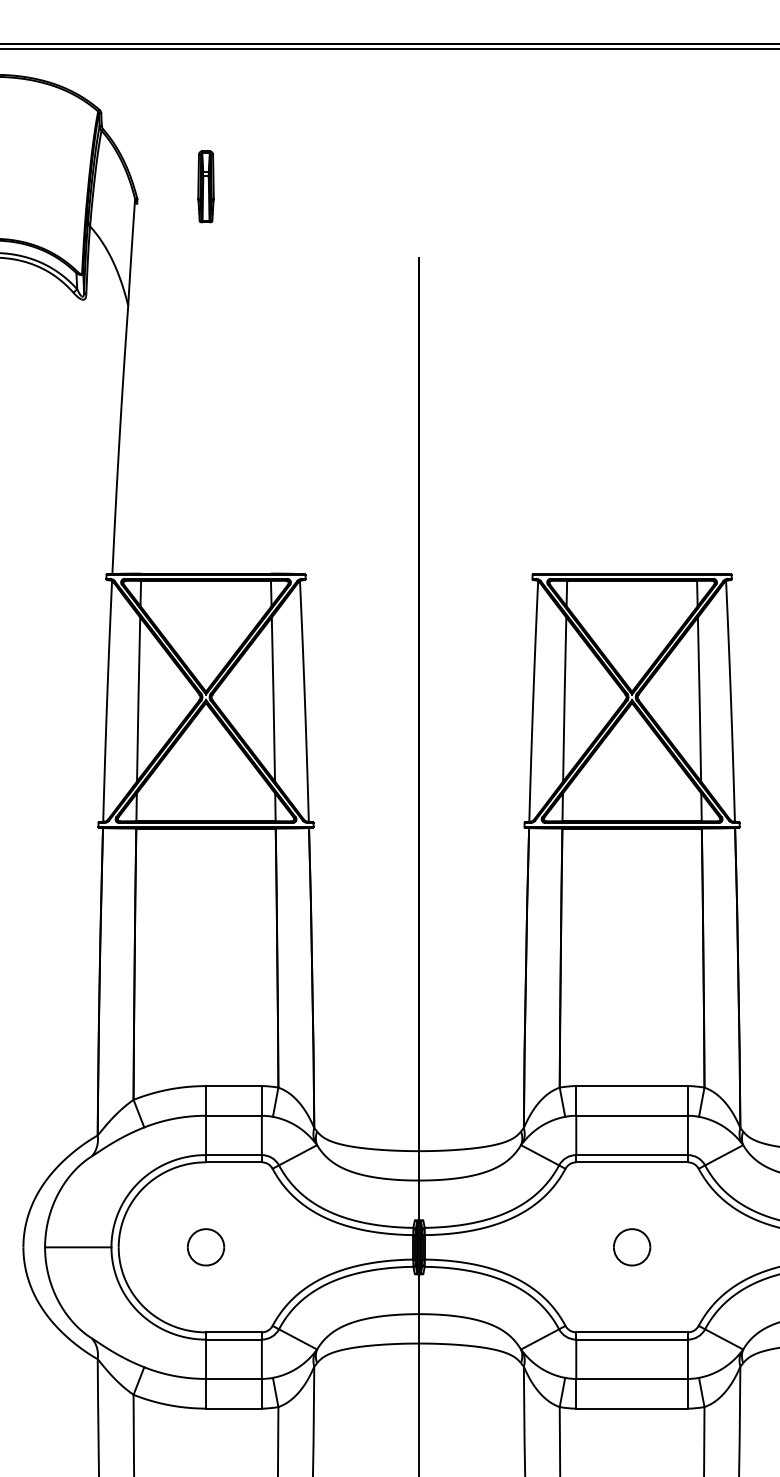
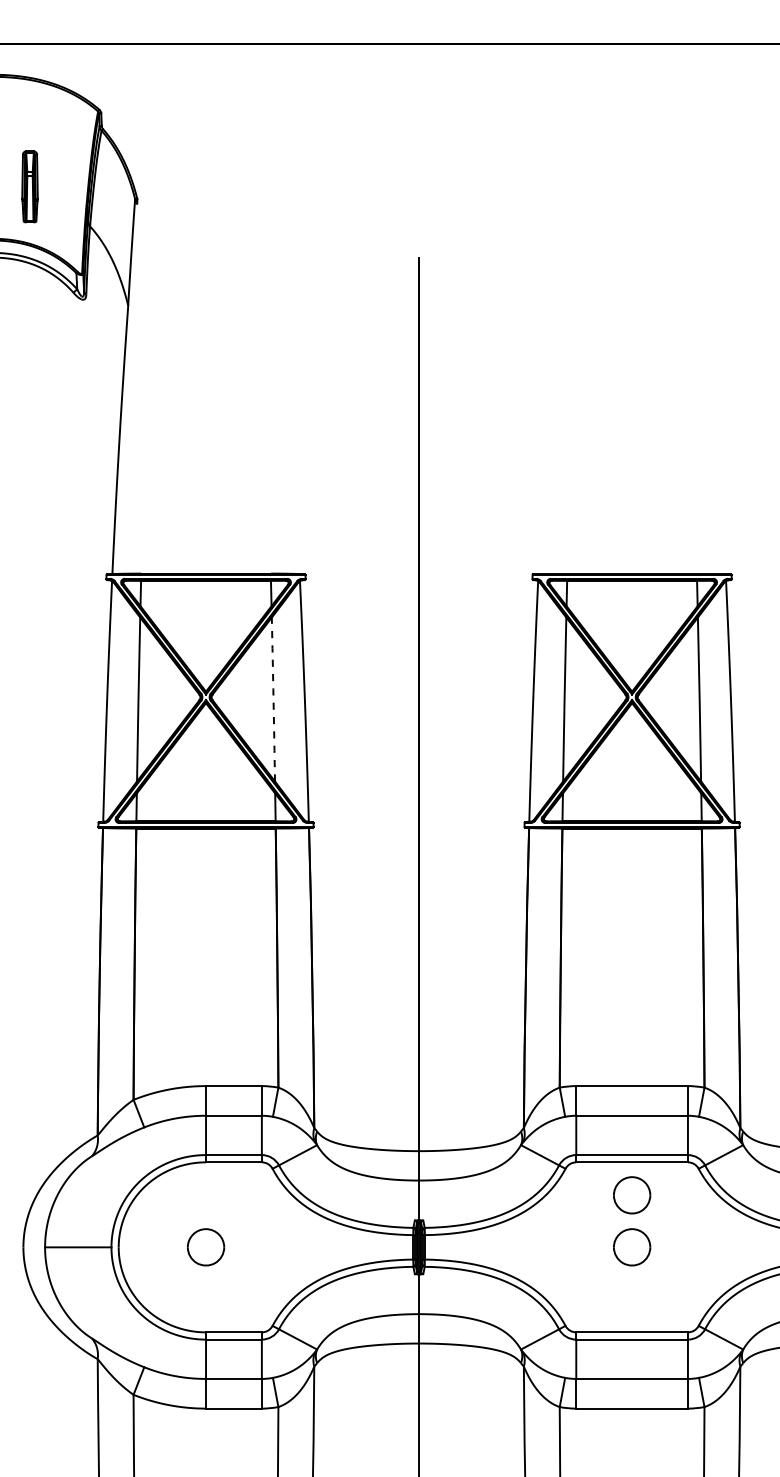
line: present -> none (389, 48)
part position: (205, 186) -> (29, 186) (29, 186)
arc: solid -> dashed (273, 699)
part: none -> present (632, 1195)
